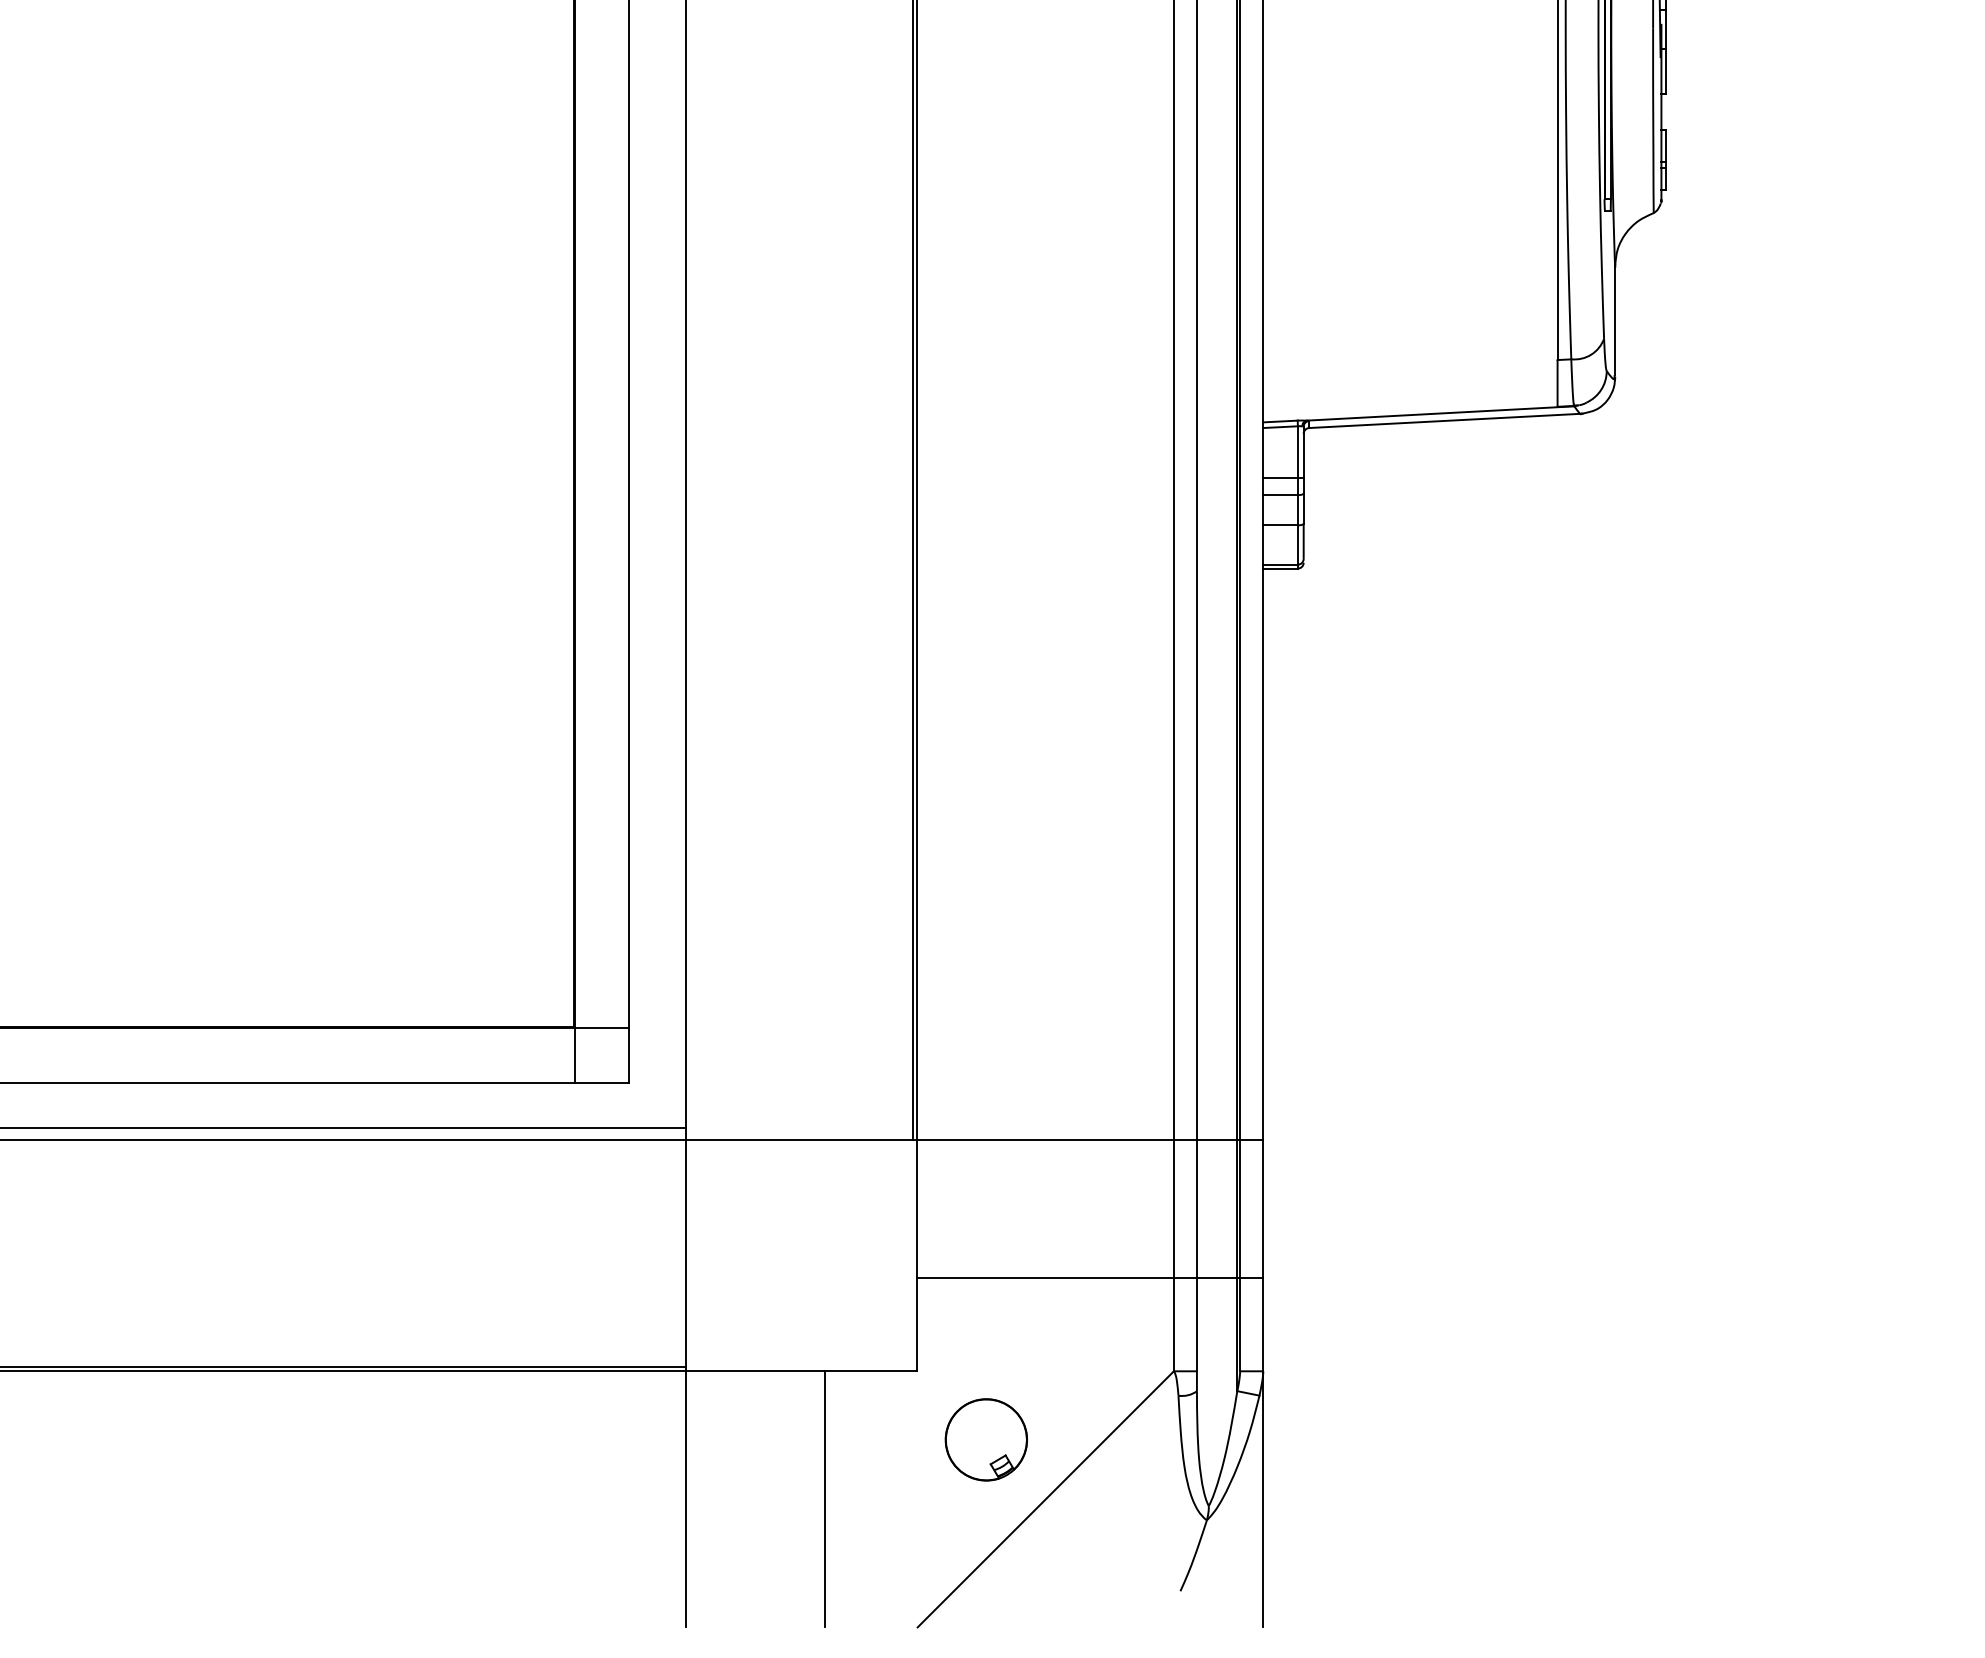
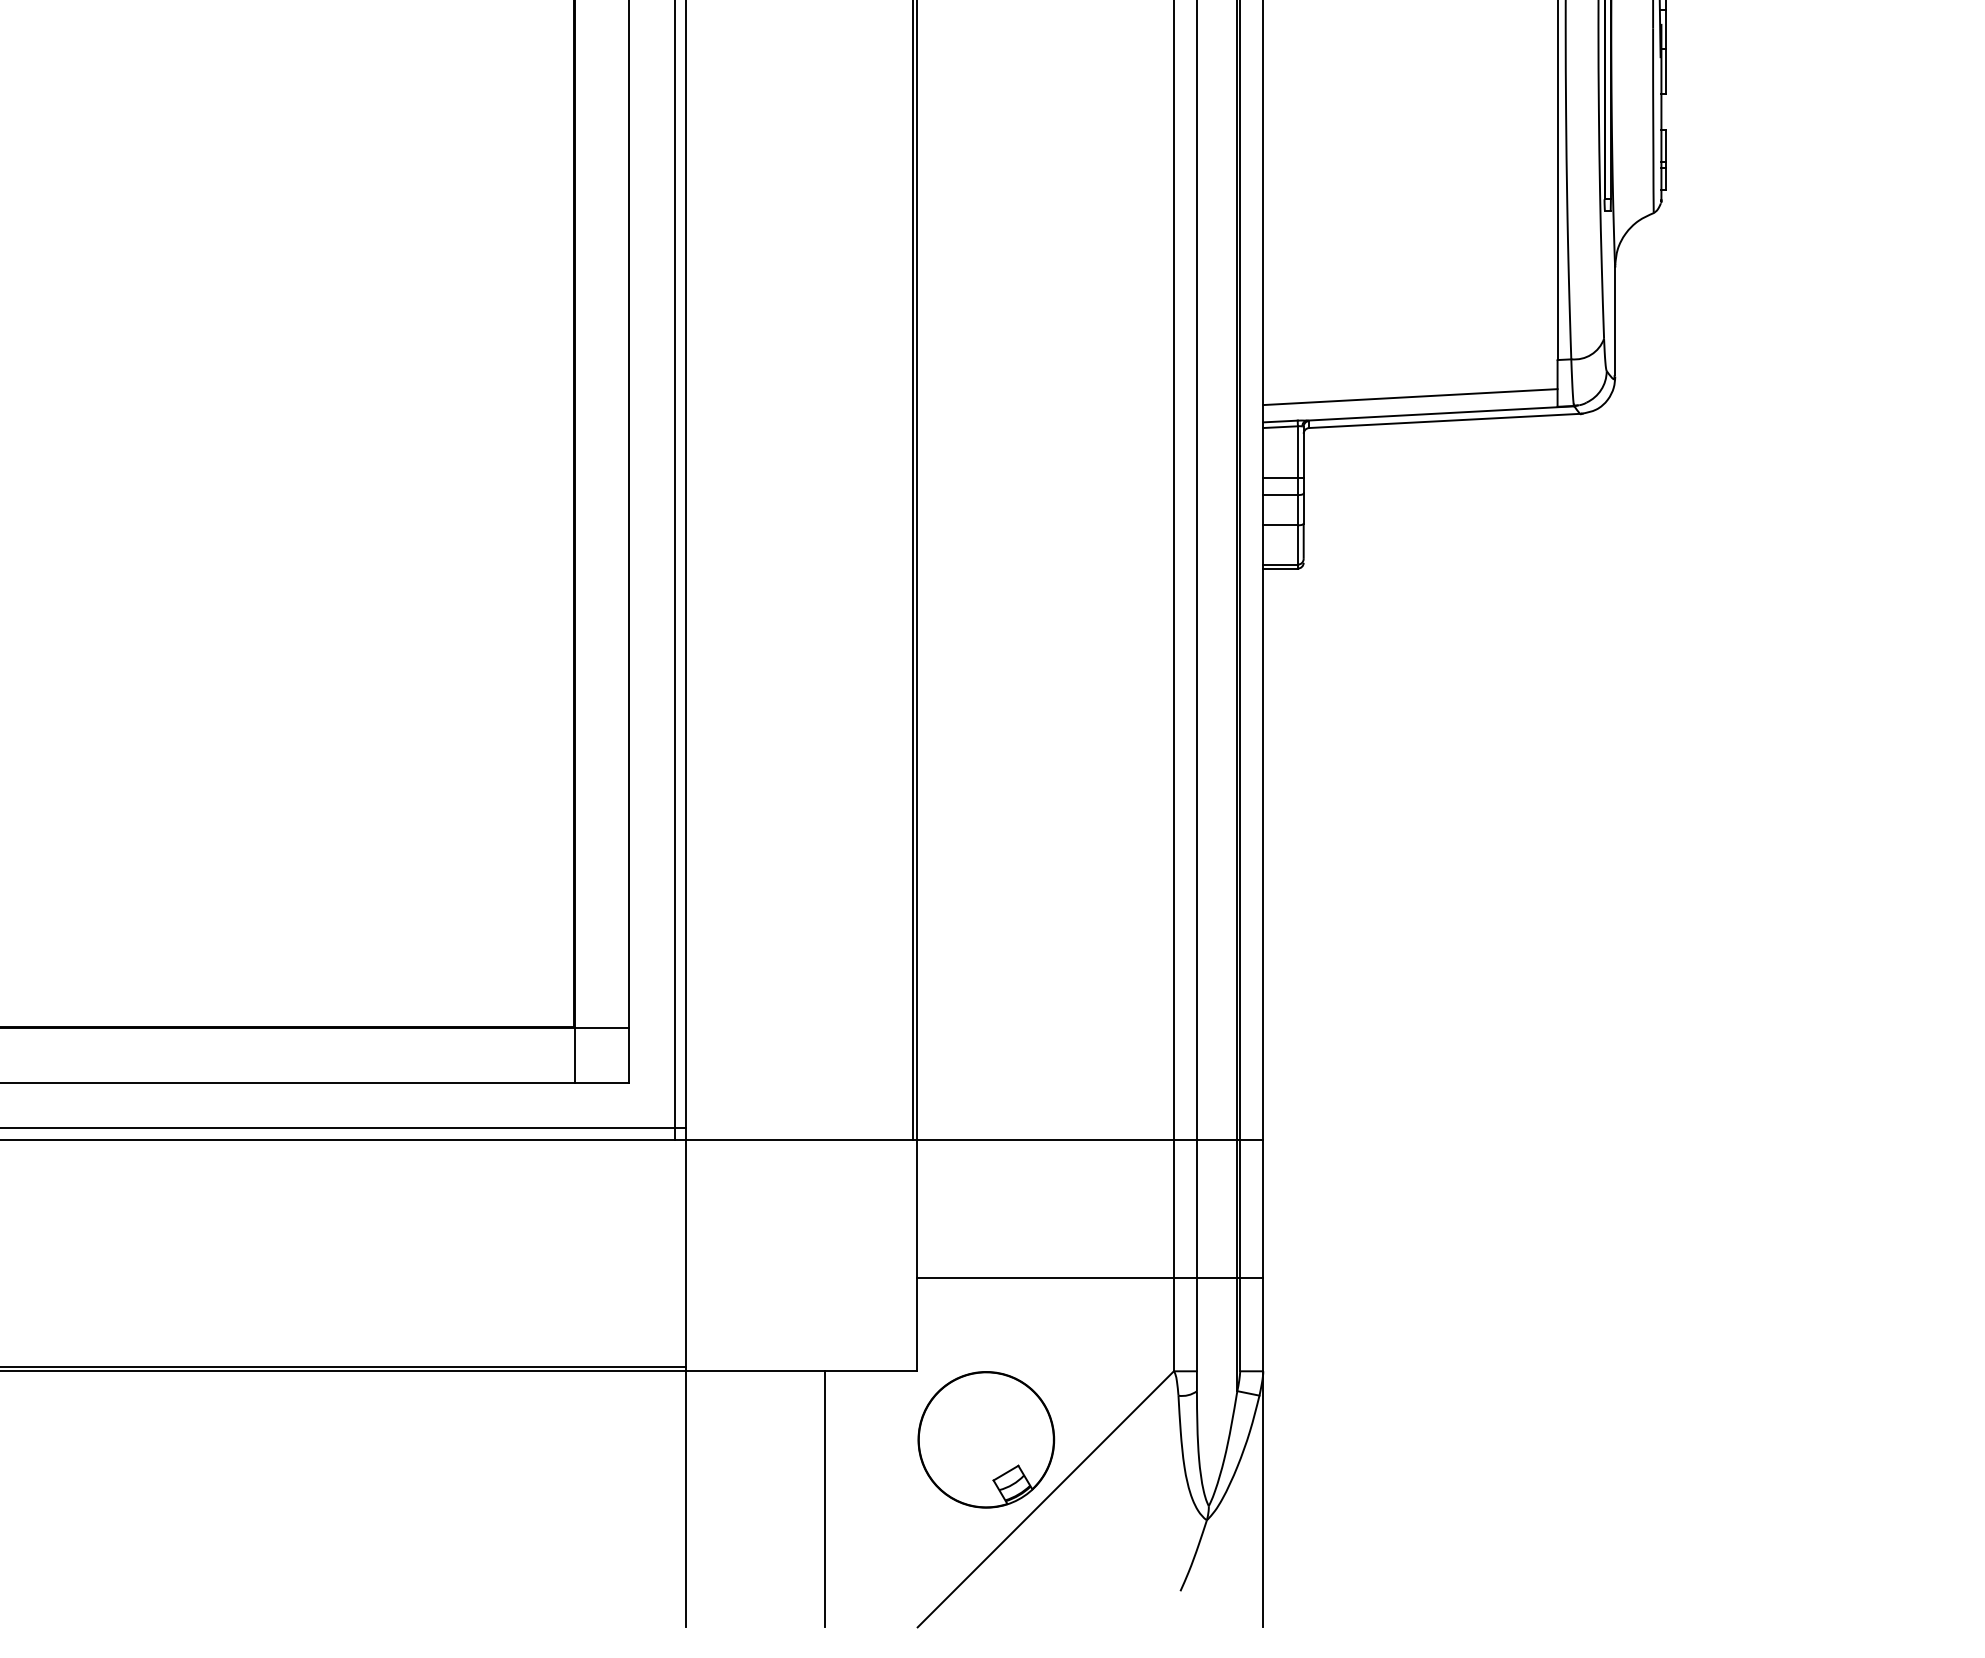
line: none -> present (1410, 397)
line: none -> present (674, 570)
part size: 84x84 px -> 139x138 px (986, 1439)
